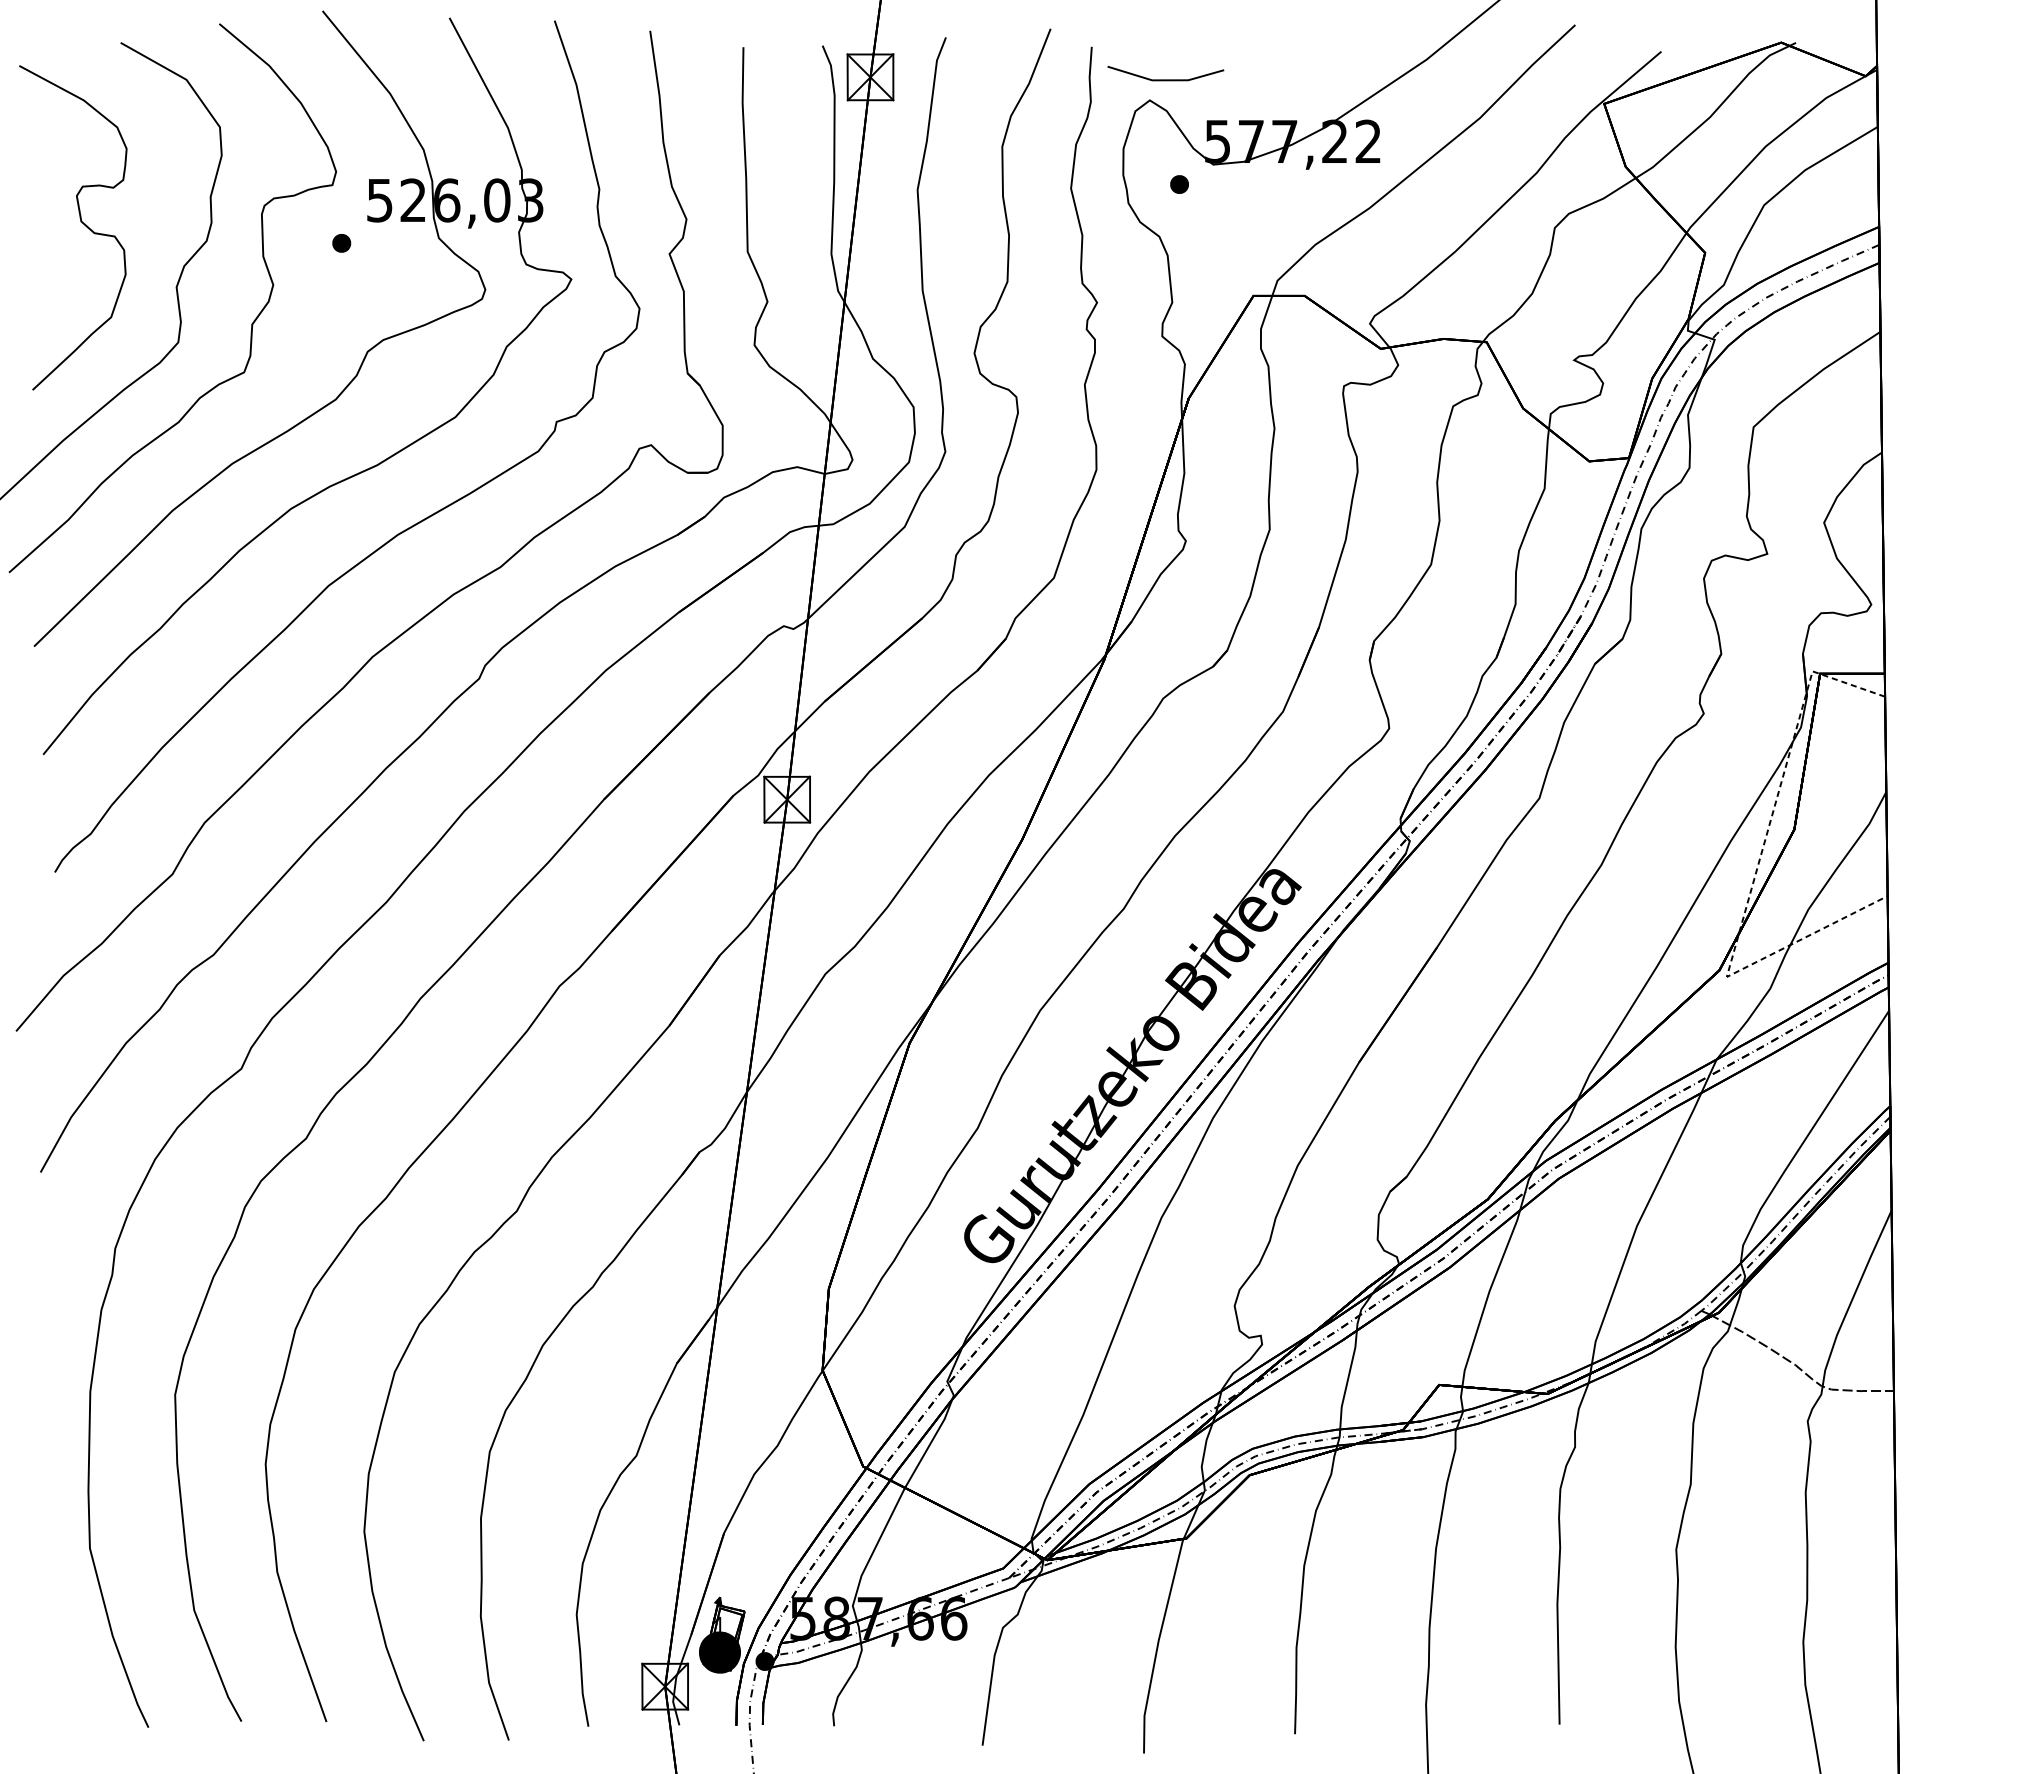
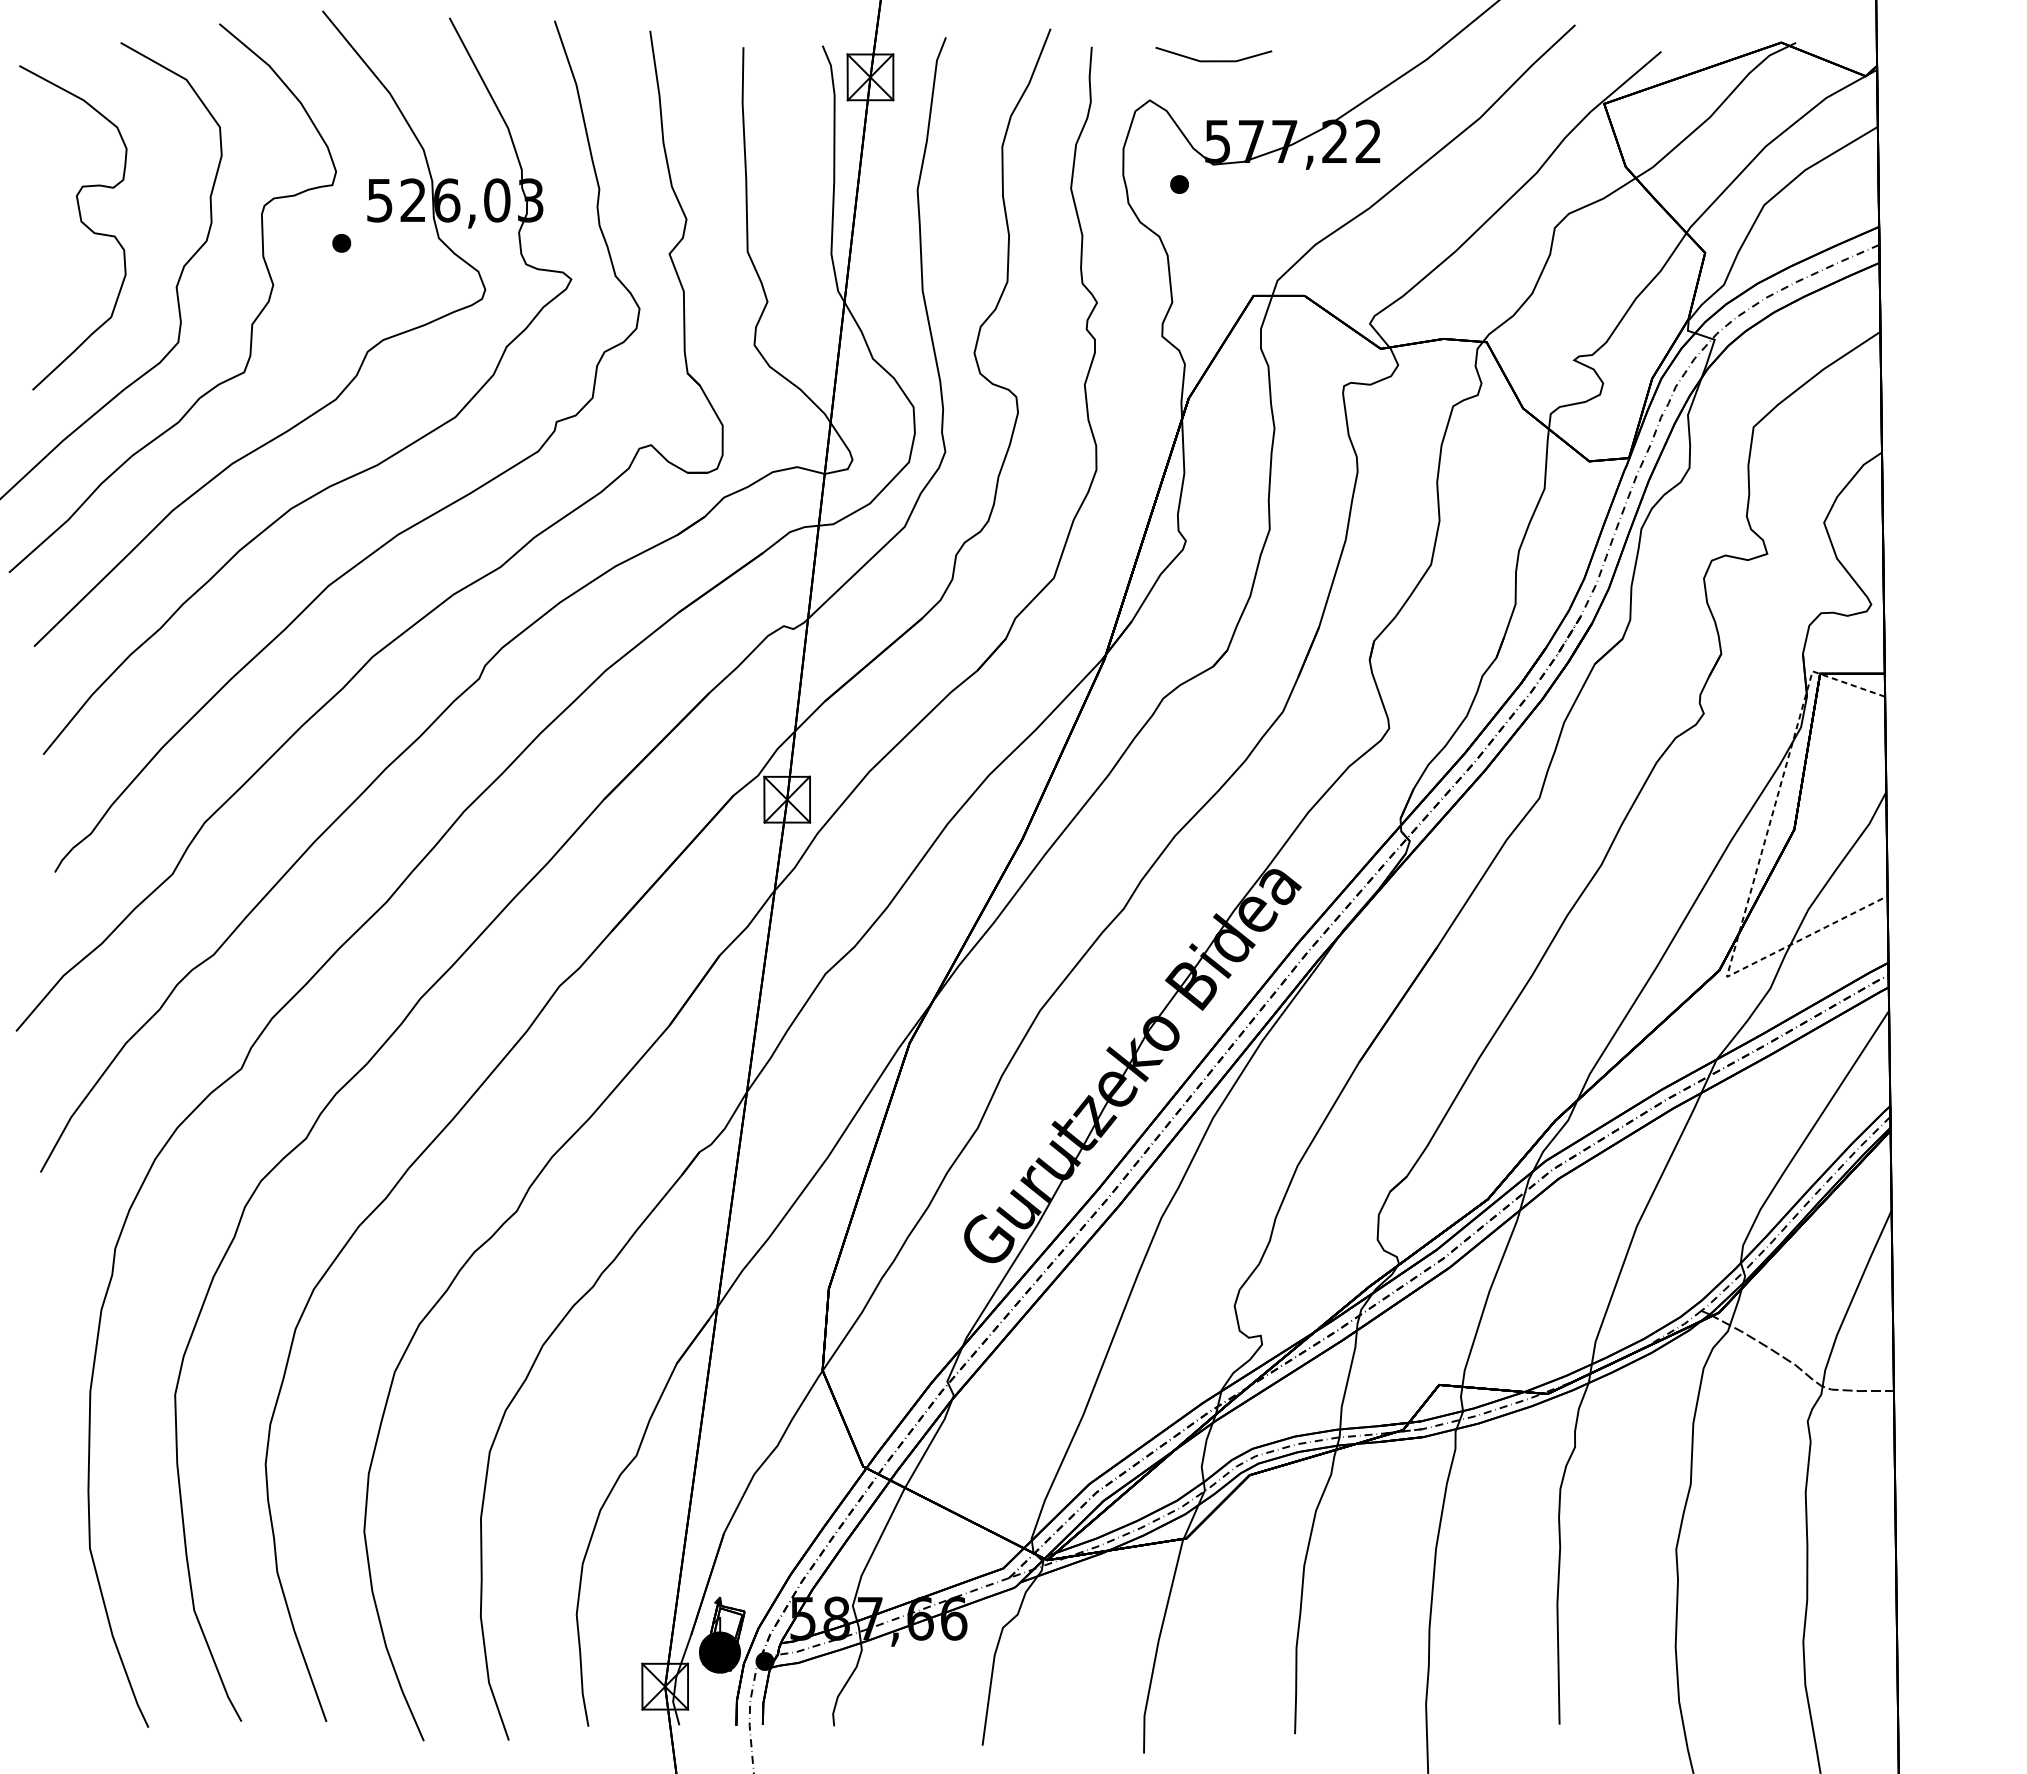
line position: (1165, 79) -> (1213, 60) (1213, 60)
